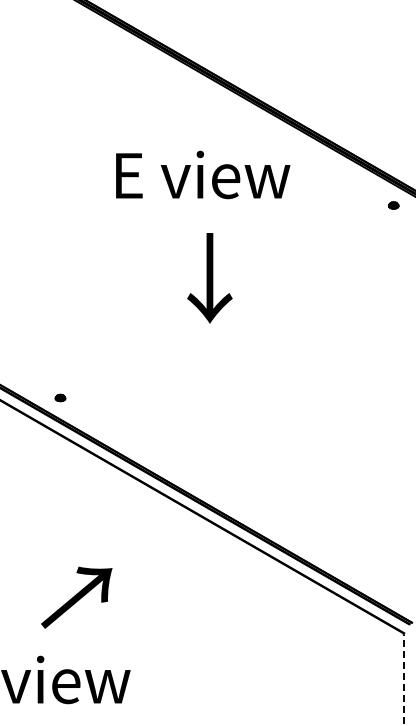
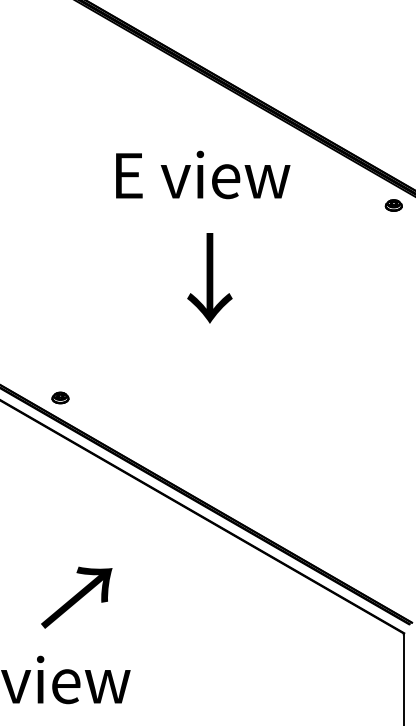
part size: 12x9 px -> 19x13 px (393, 205)
part size: 13x10 px -> 19x14 px (60, 397)
line: dashed -> solid (403, 679)
